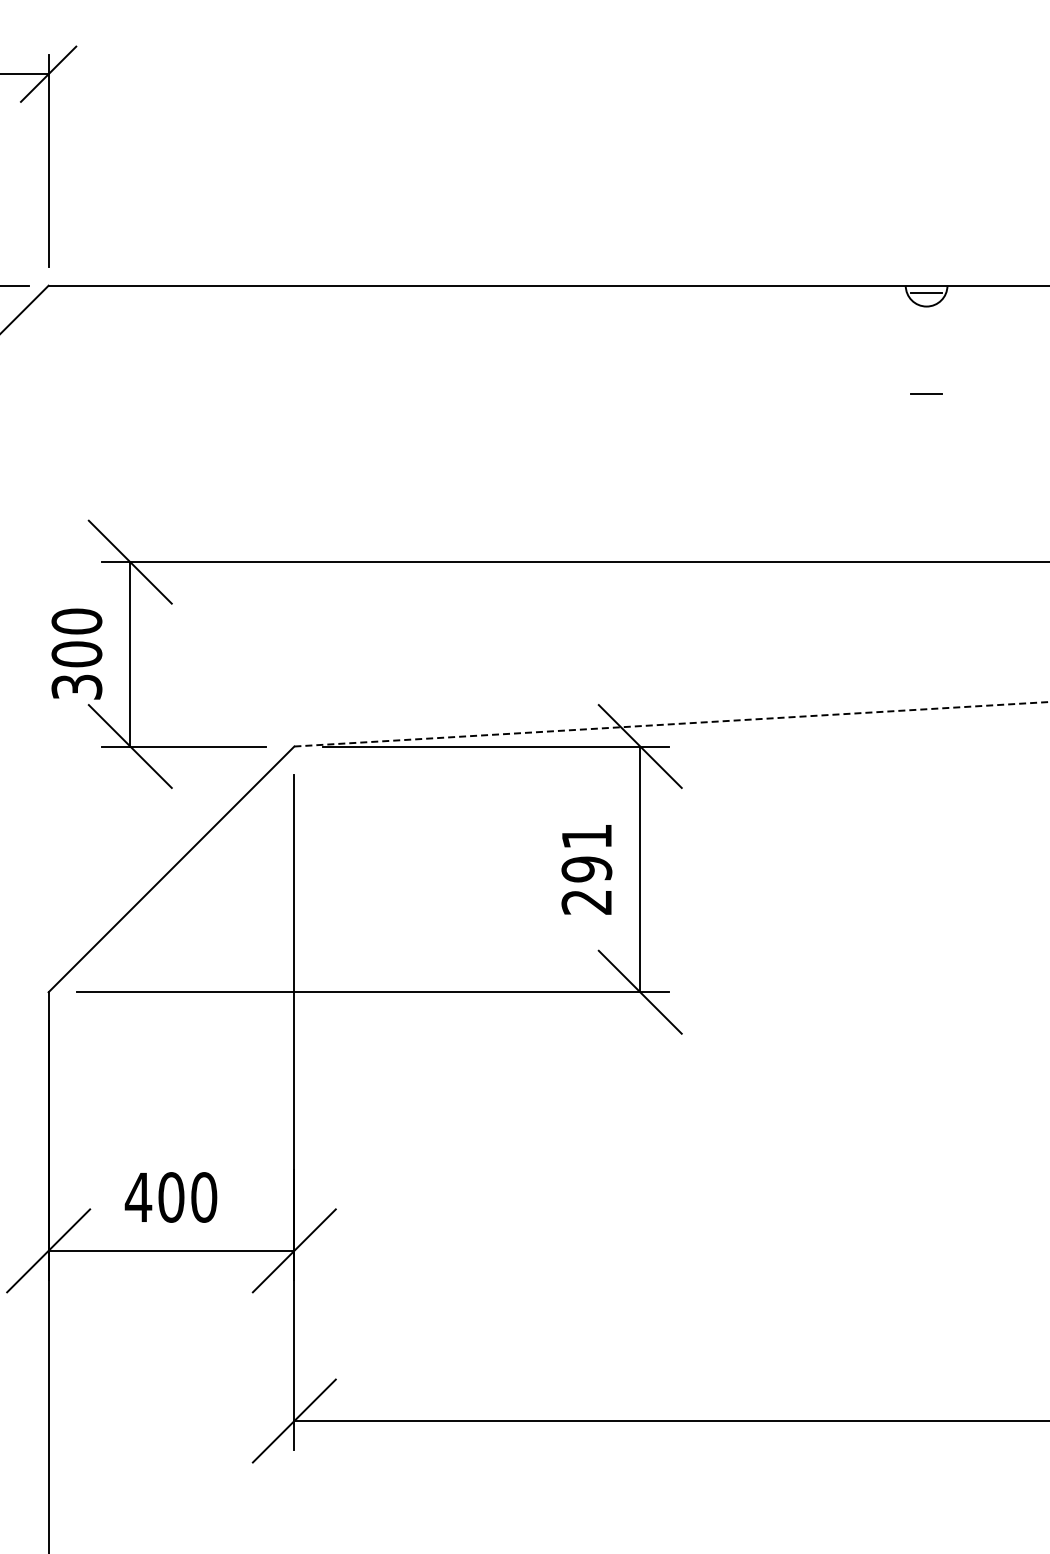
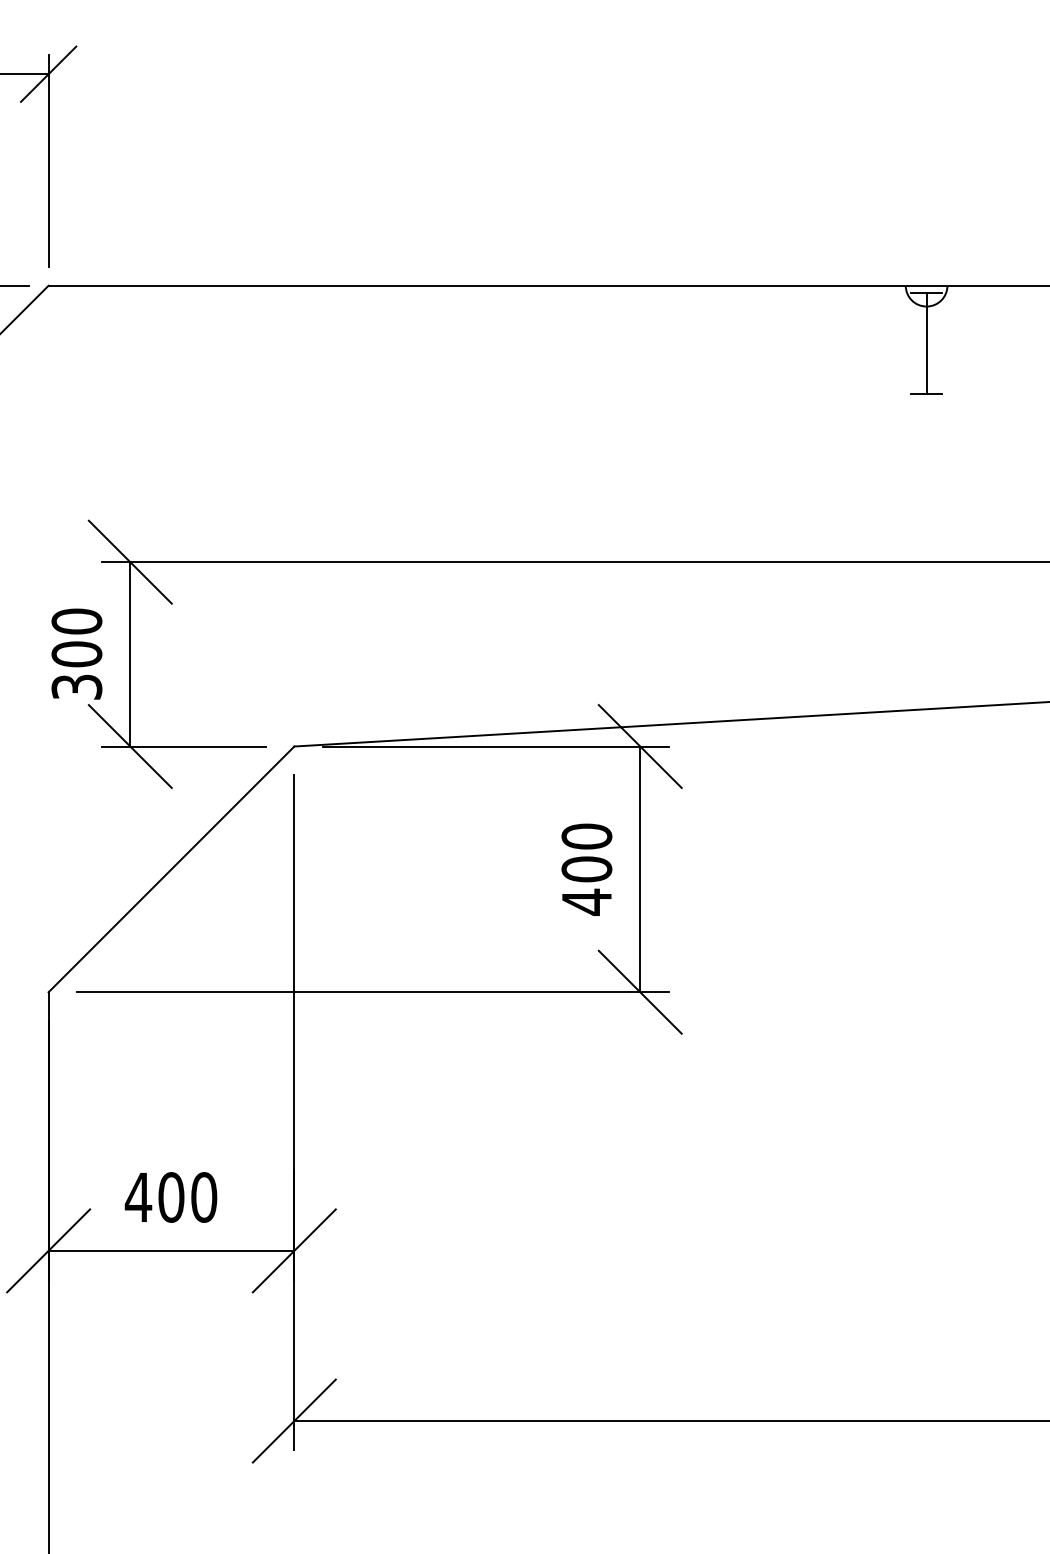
line: none -> present (926, 343)
line: dashed -> solid (671, 724)
text: 291 -> 400 (586, 869)
